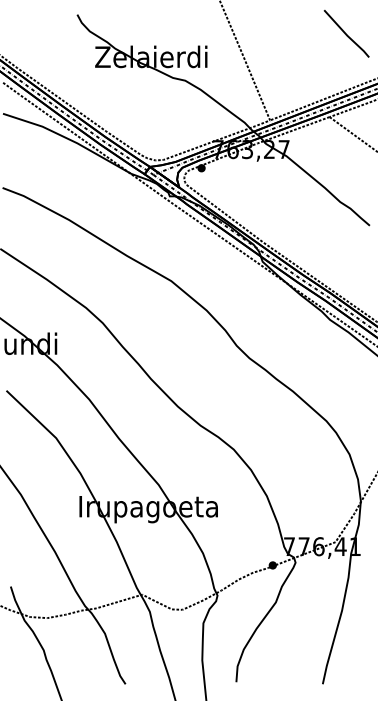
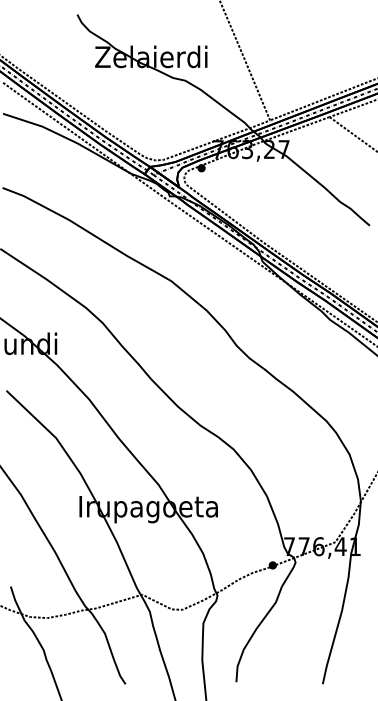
line: present -> none (346, 33)
